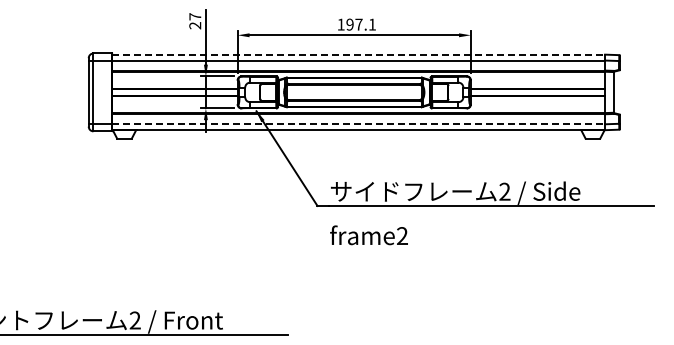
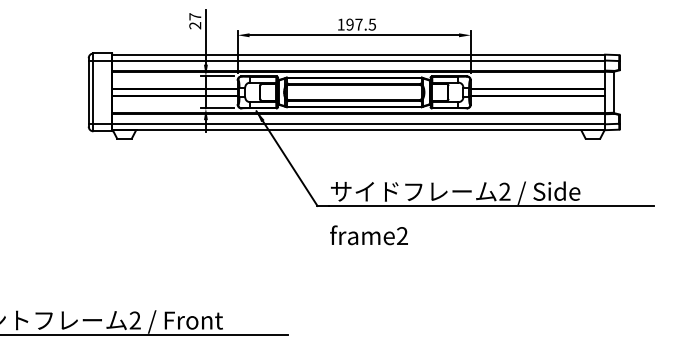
text: 197.1 -> 197.5 (371, 24)
line: dashed -> solid (359, 55)
line: dashed -> solid (359, 124)
